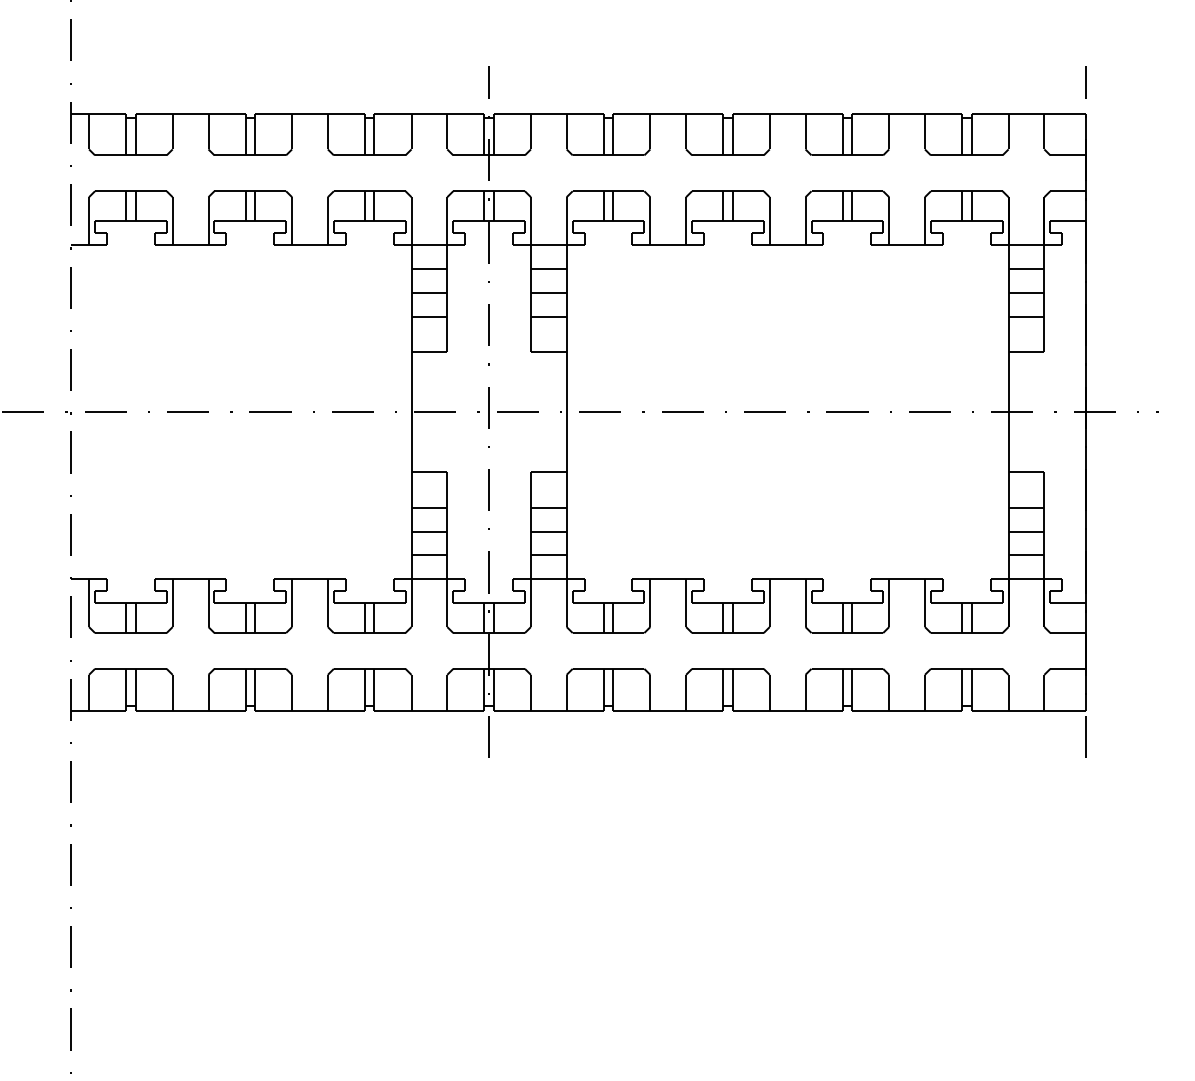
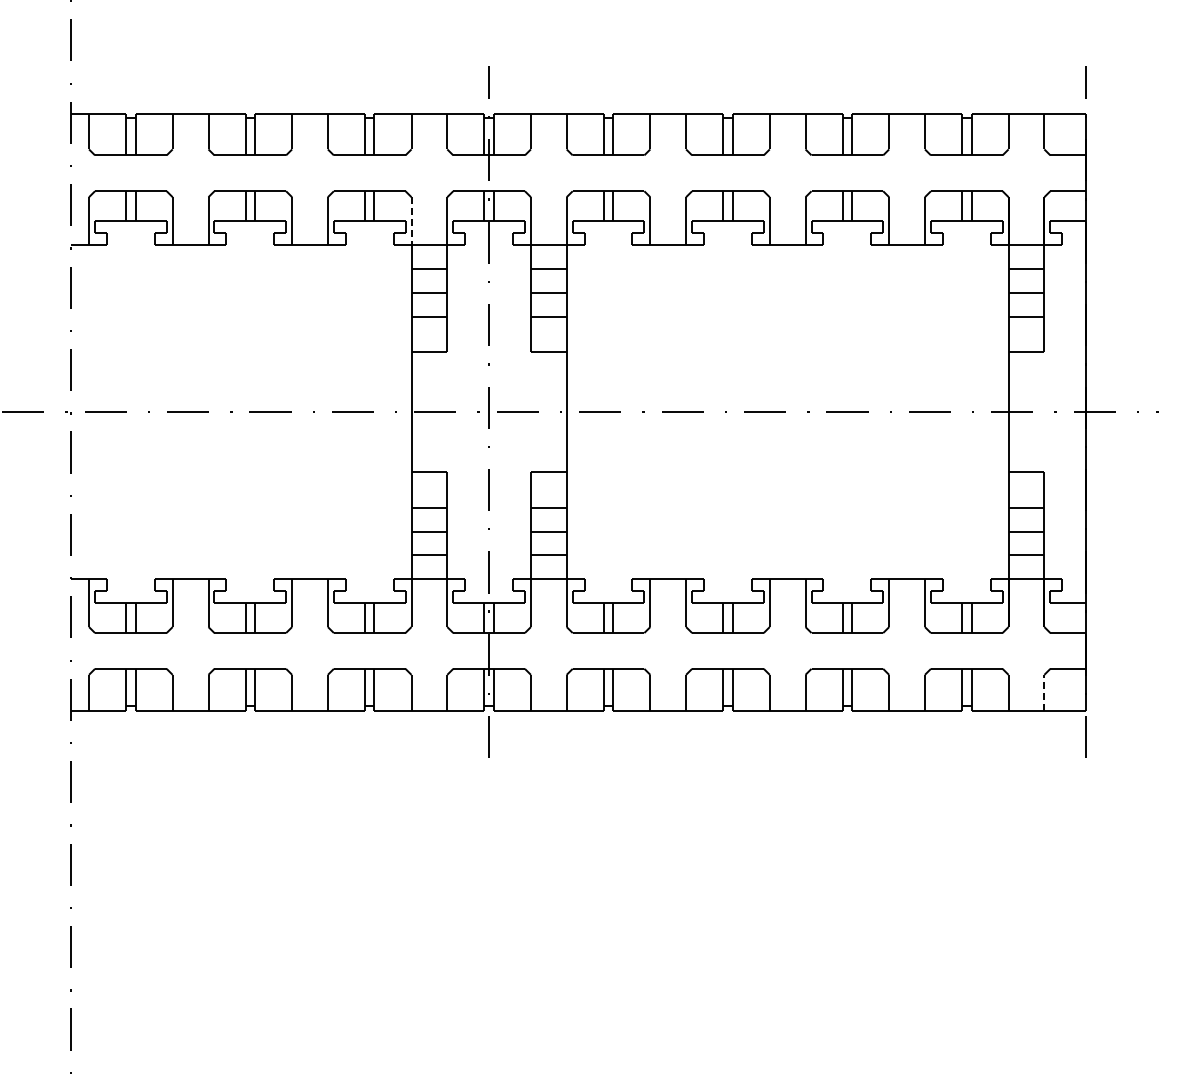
line: solid -> dashed (411, 221)
line: solid -> dashed (1044, 692)
